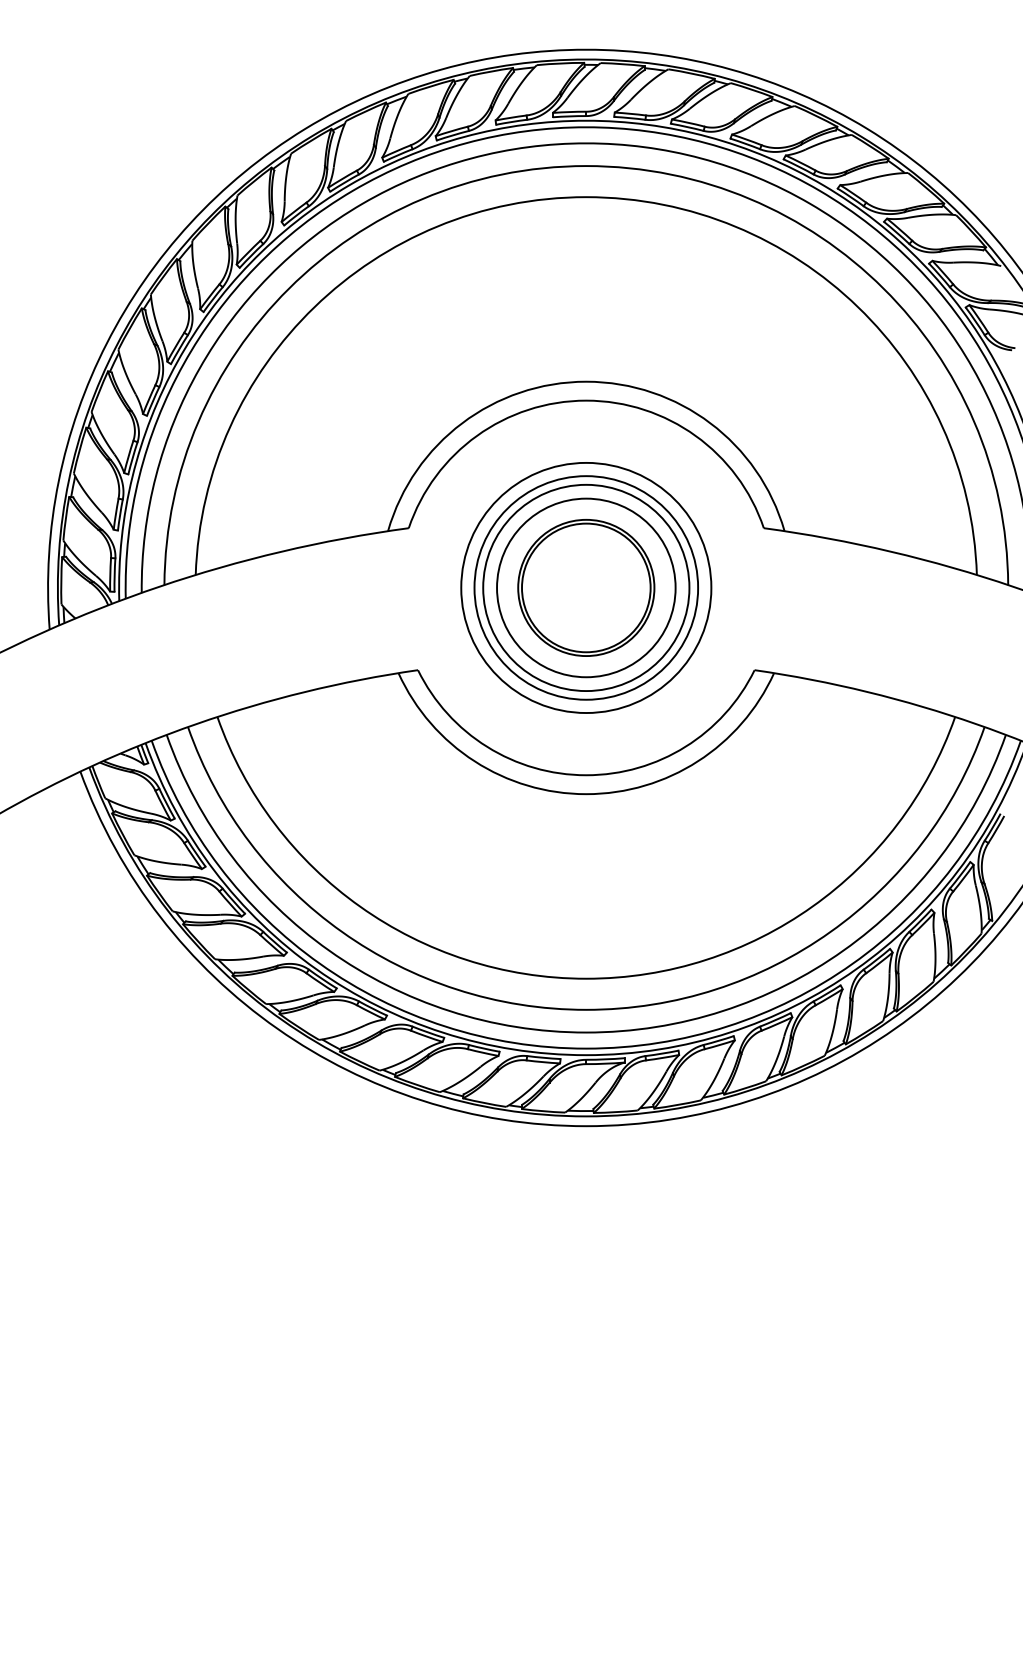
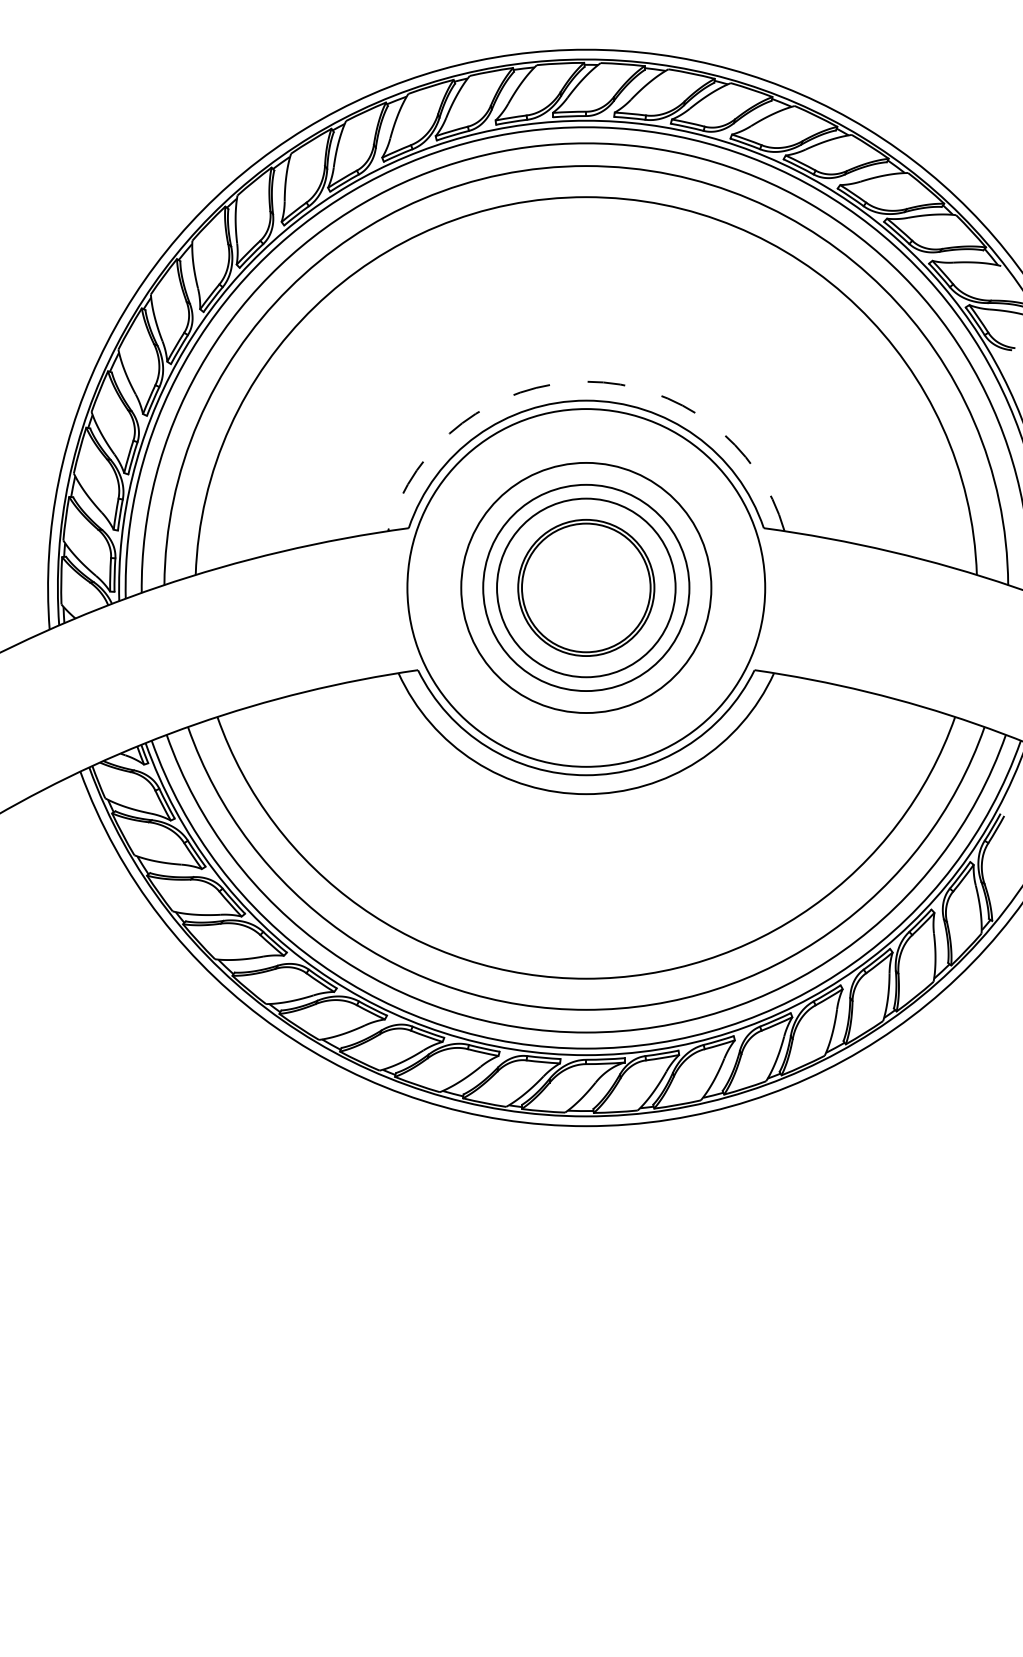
arc: solid -> dashed (586, 381)
circle diameter: 224 px -> 358 px (586, 587)
